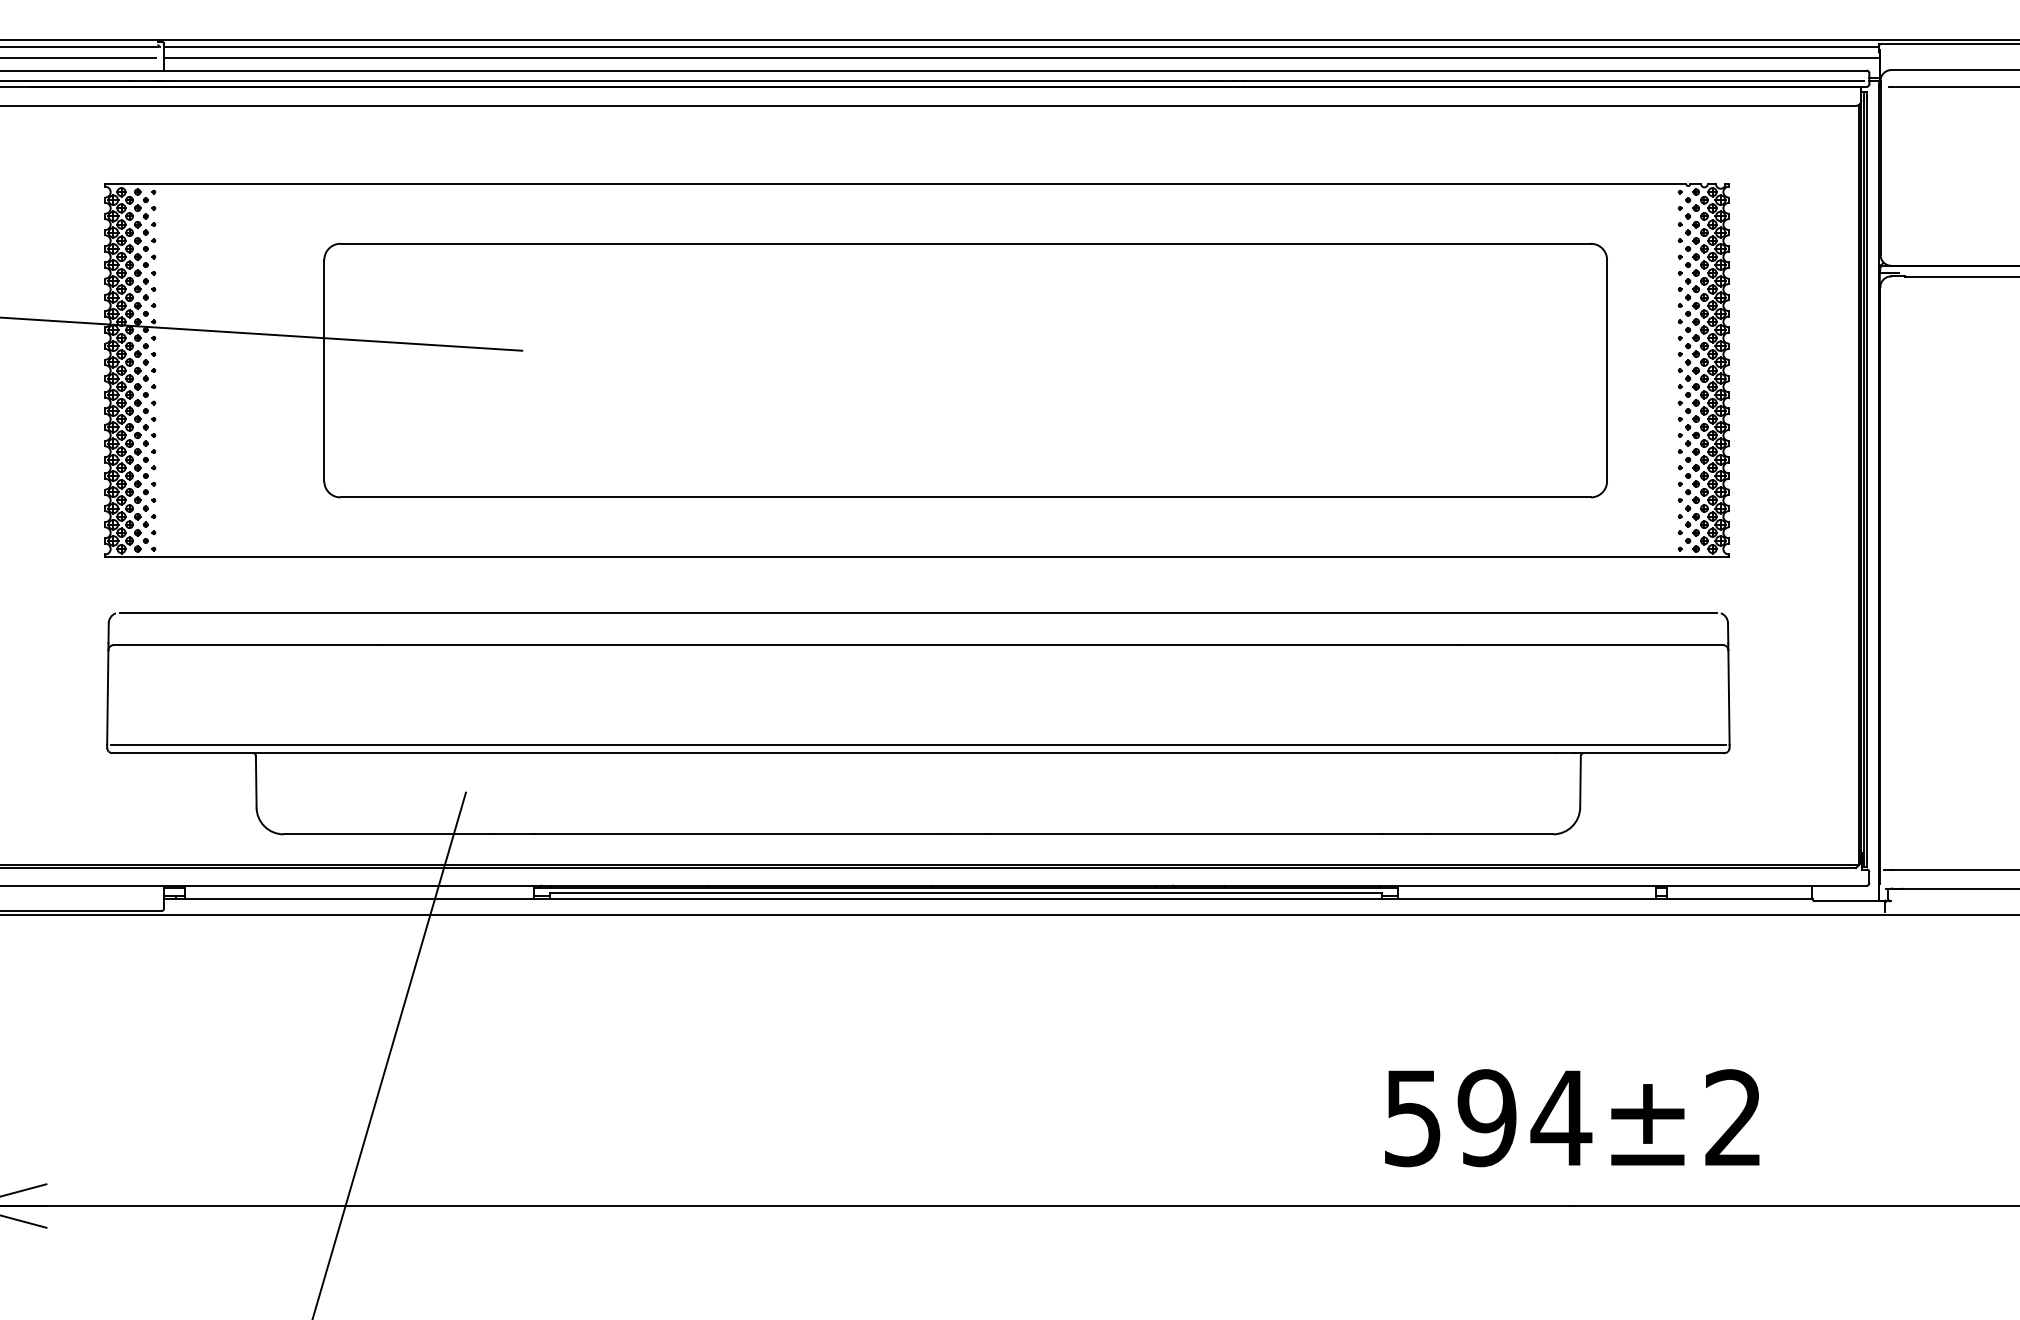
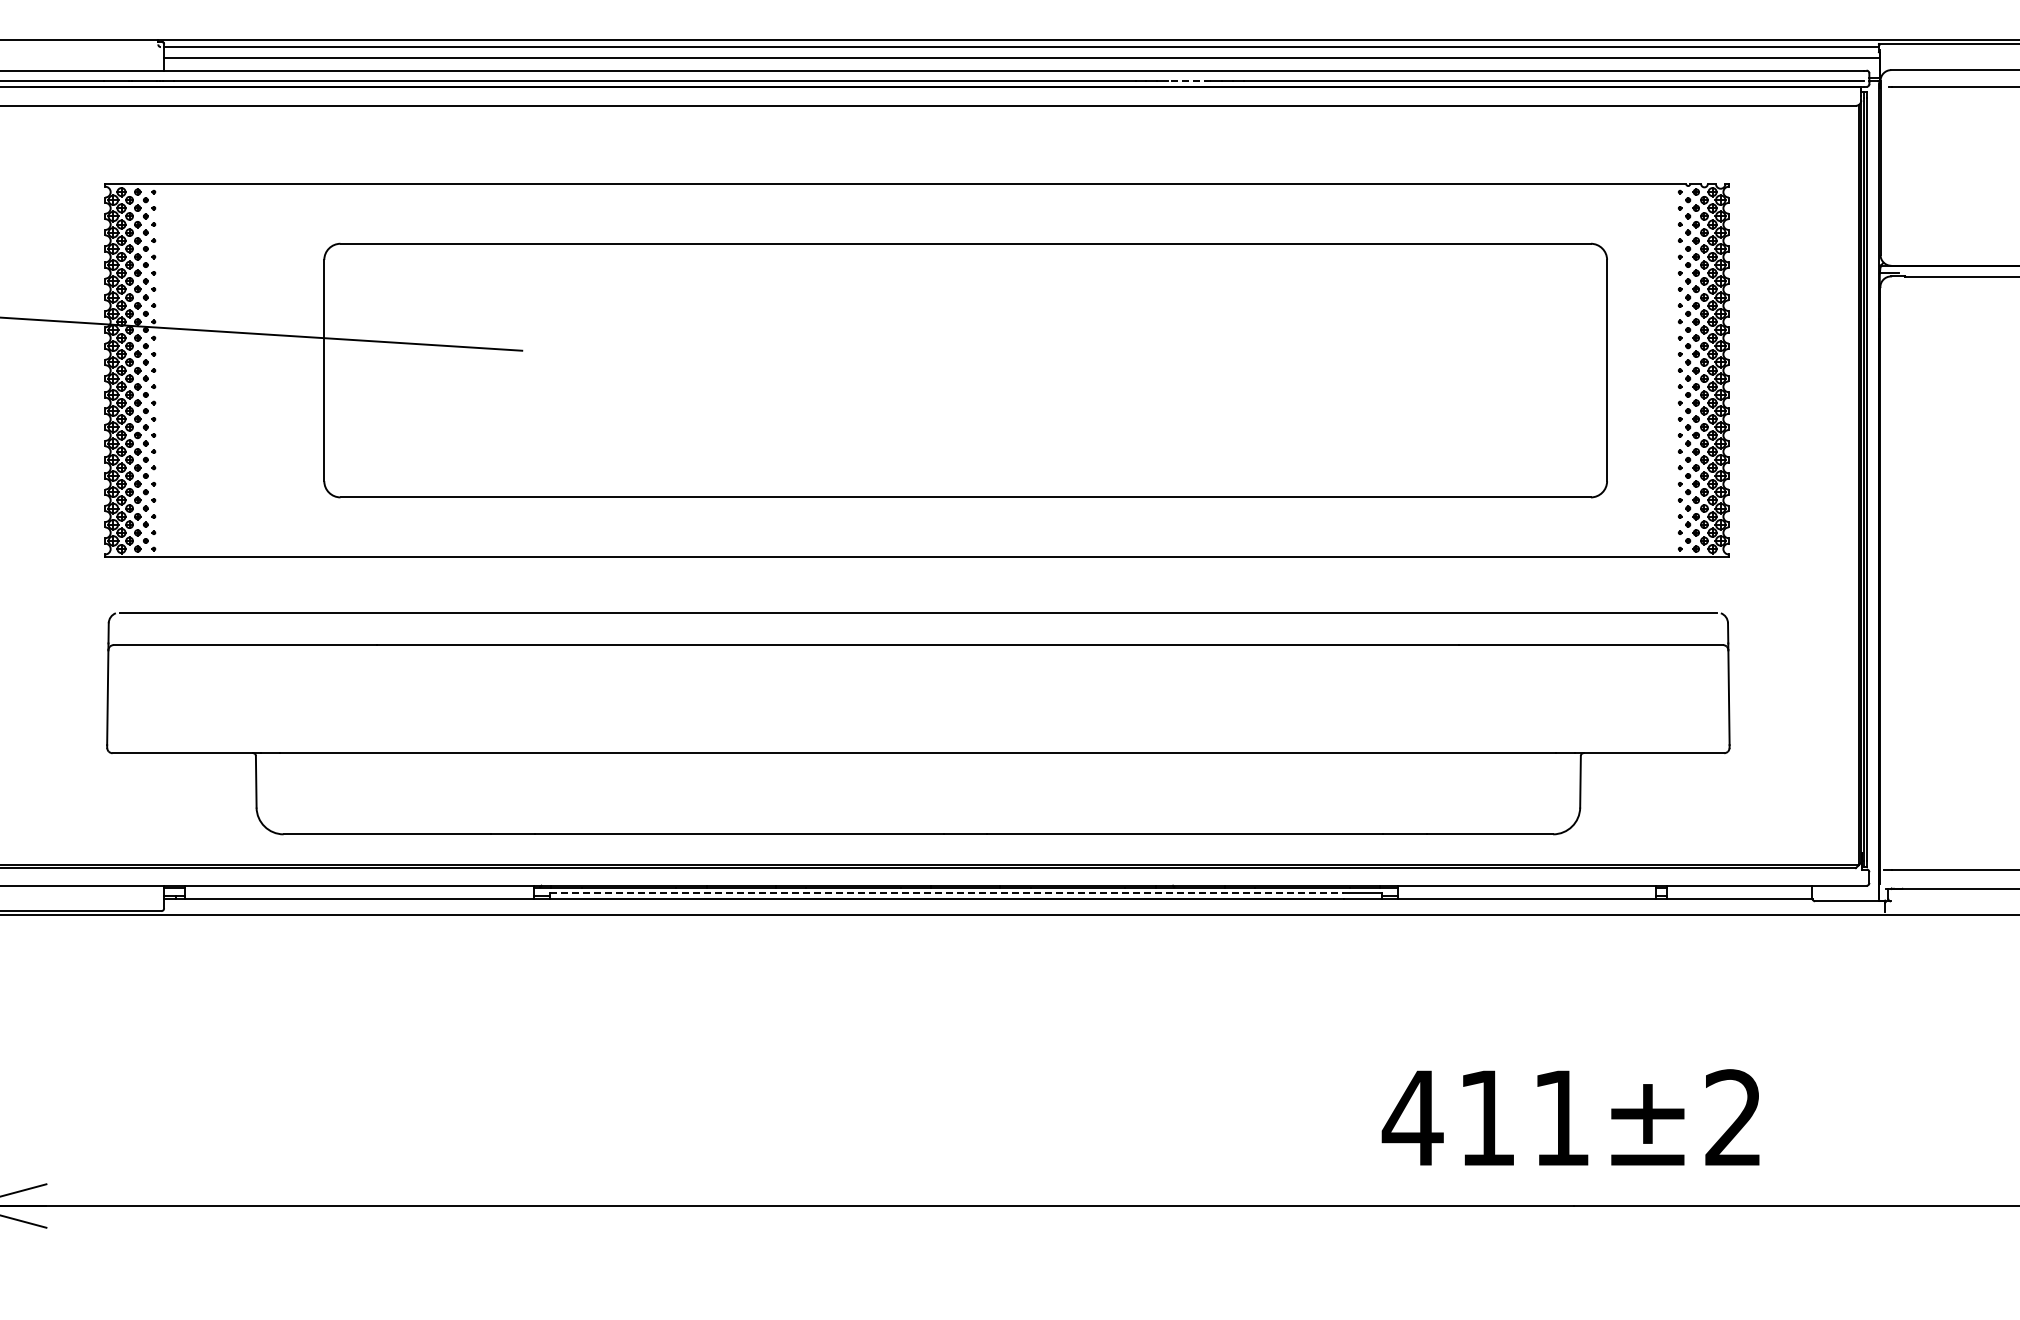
line: present -> none (80, 47)
line: present -> none (78, 58)
line: solid -> dashed (1189, 81)
line: present -> none (918, 745)
line: solid -> dashed (947, 892)
line: present -> none (389, 1054)
text: 594±2 -> 411±2 (1486, 1118)
